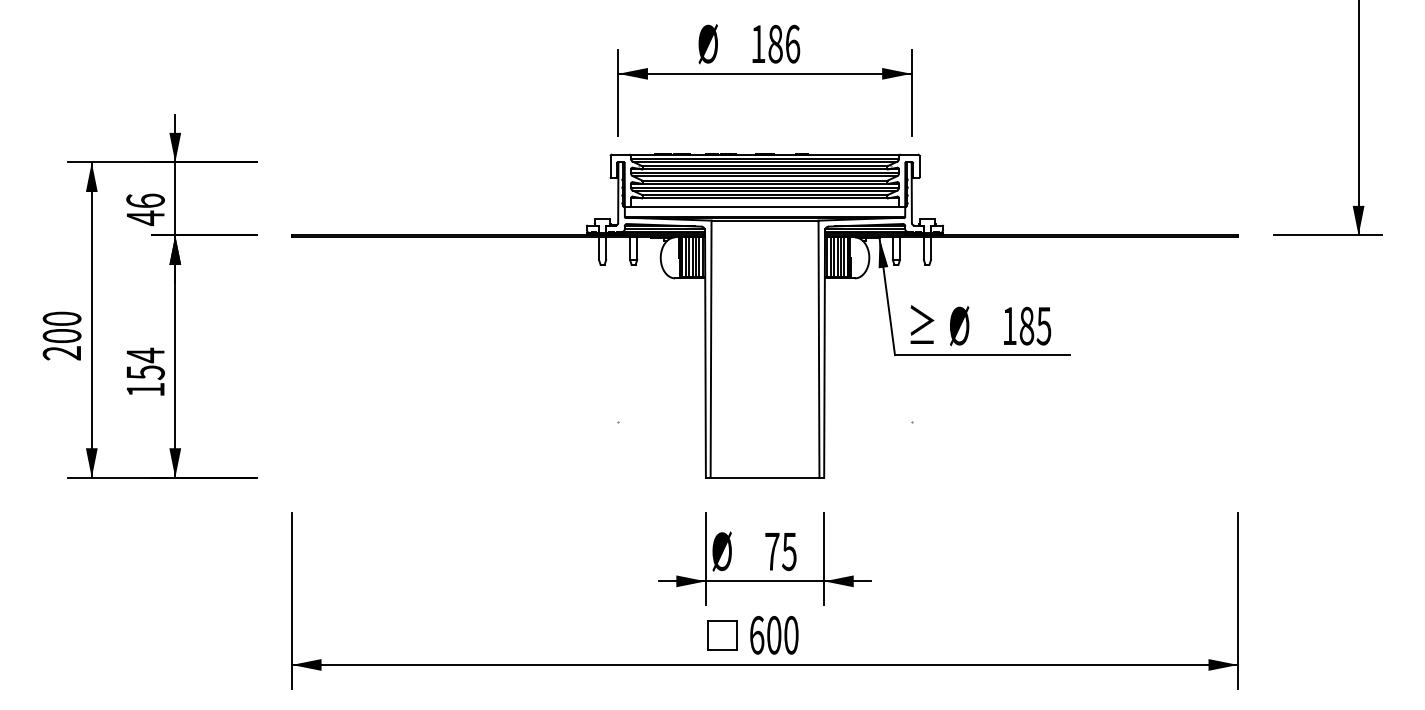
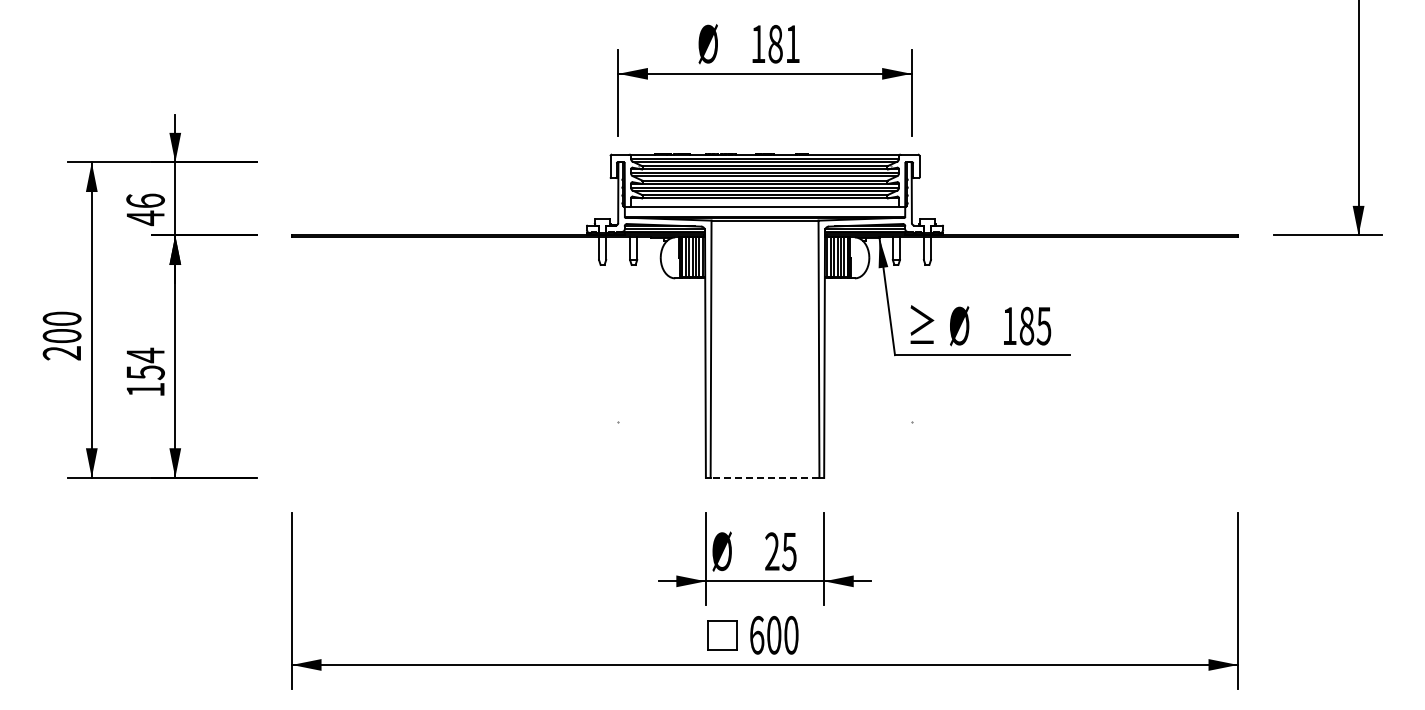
text: 186 -> 181 (793, 43)
line: solid -> dashed (764, 477)
text: 75 -> 25 (772, 551)
